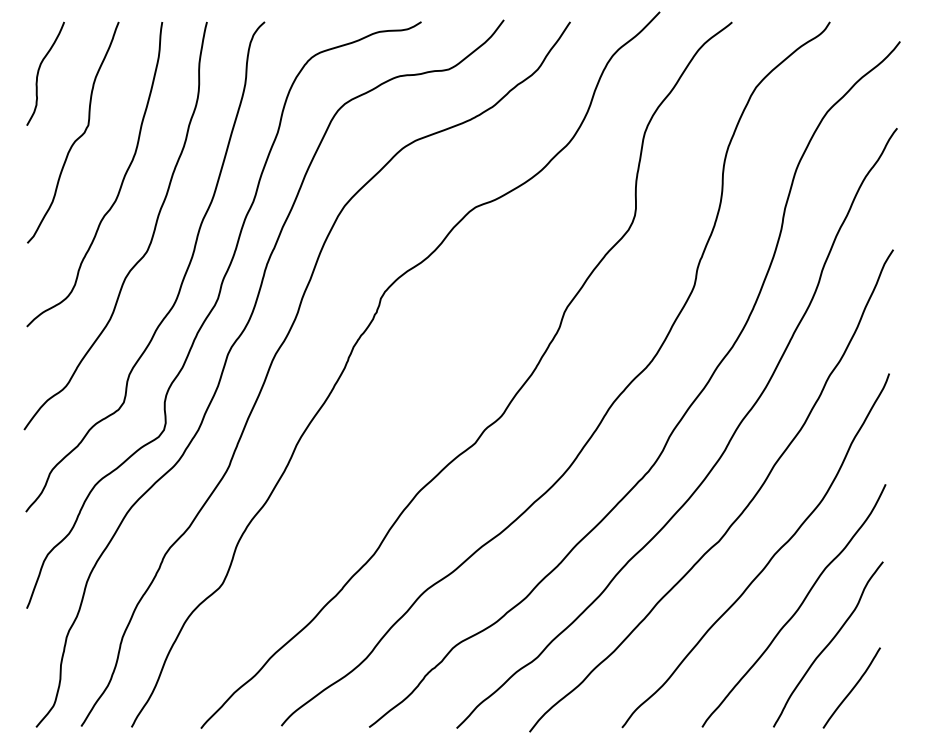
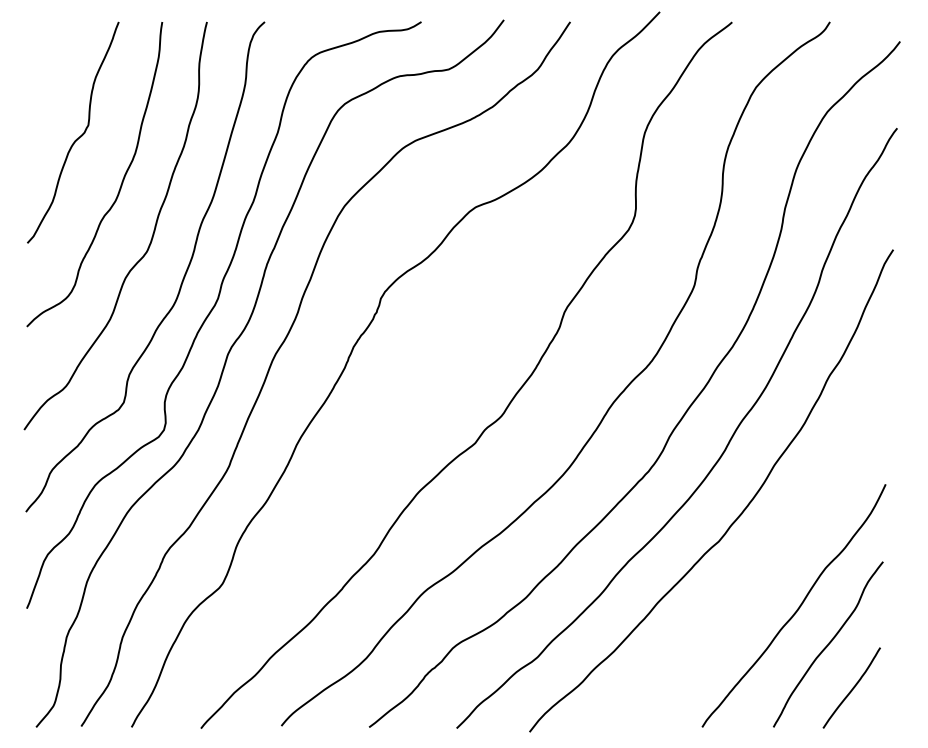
curve: present -> none (39, 71)
curve: present -> none (769, 559)
